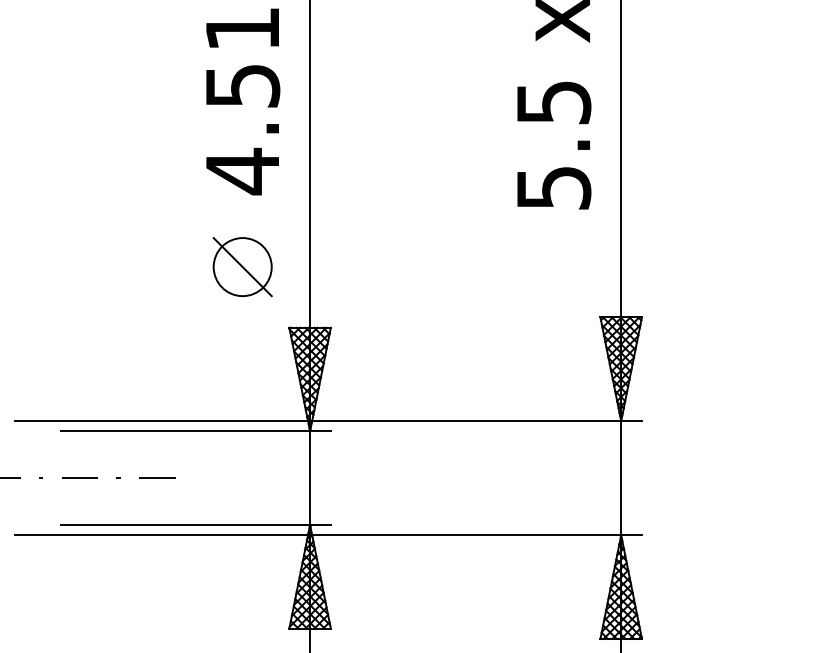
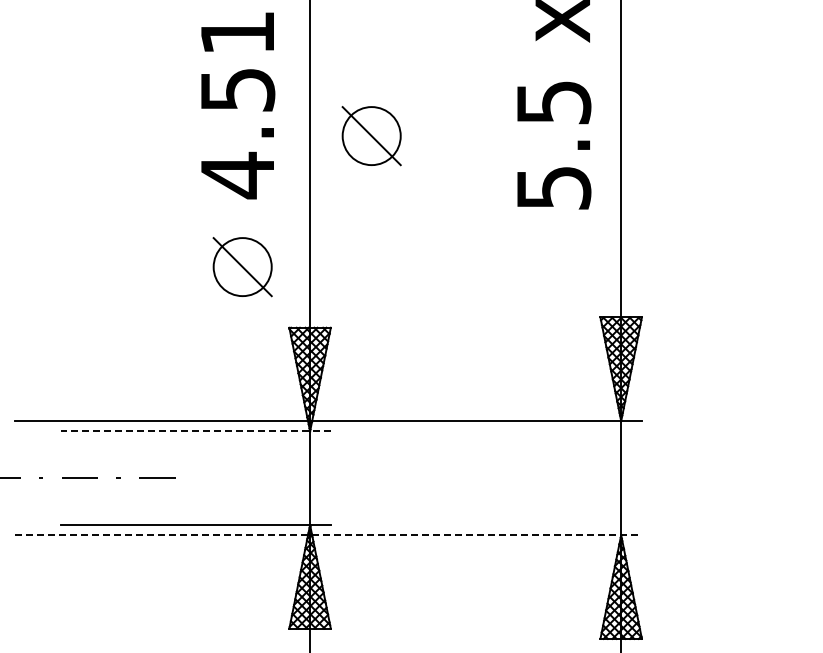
text position: (243, 101) -> (238, 105) (238, 105)
part: none -> present (371, 136)
line: solid -> dashed (196, 431)
line: solid -> dashed (328, 535)
